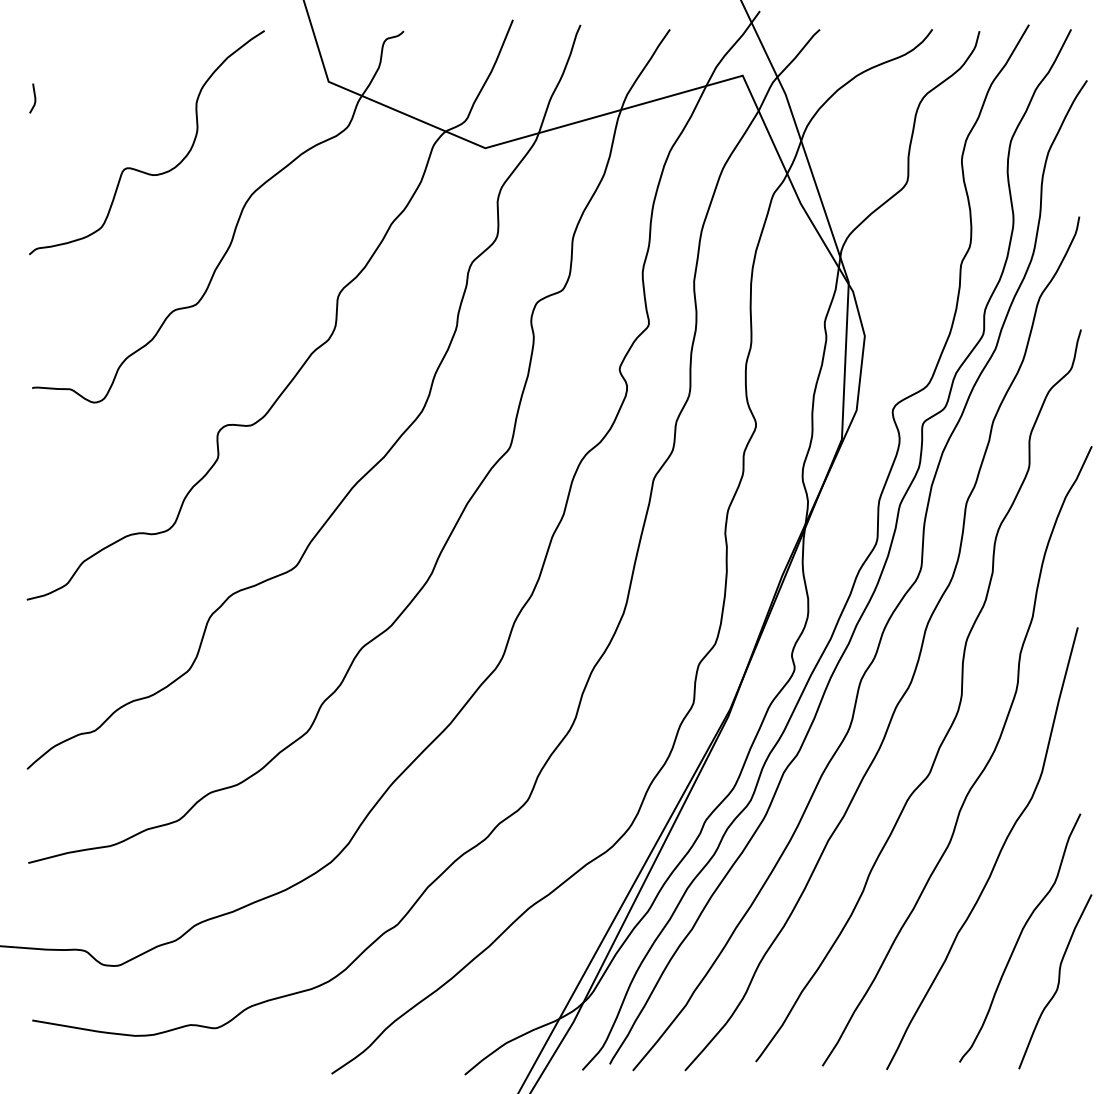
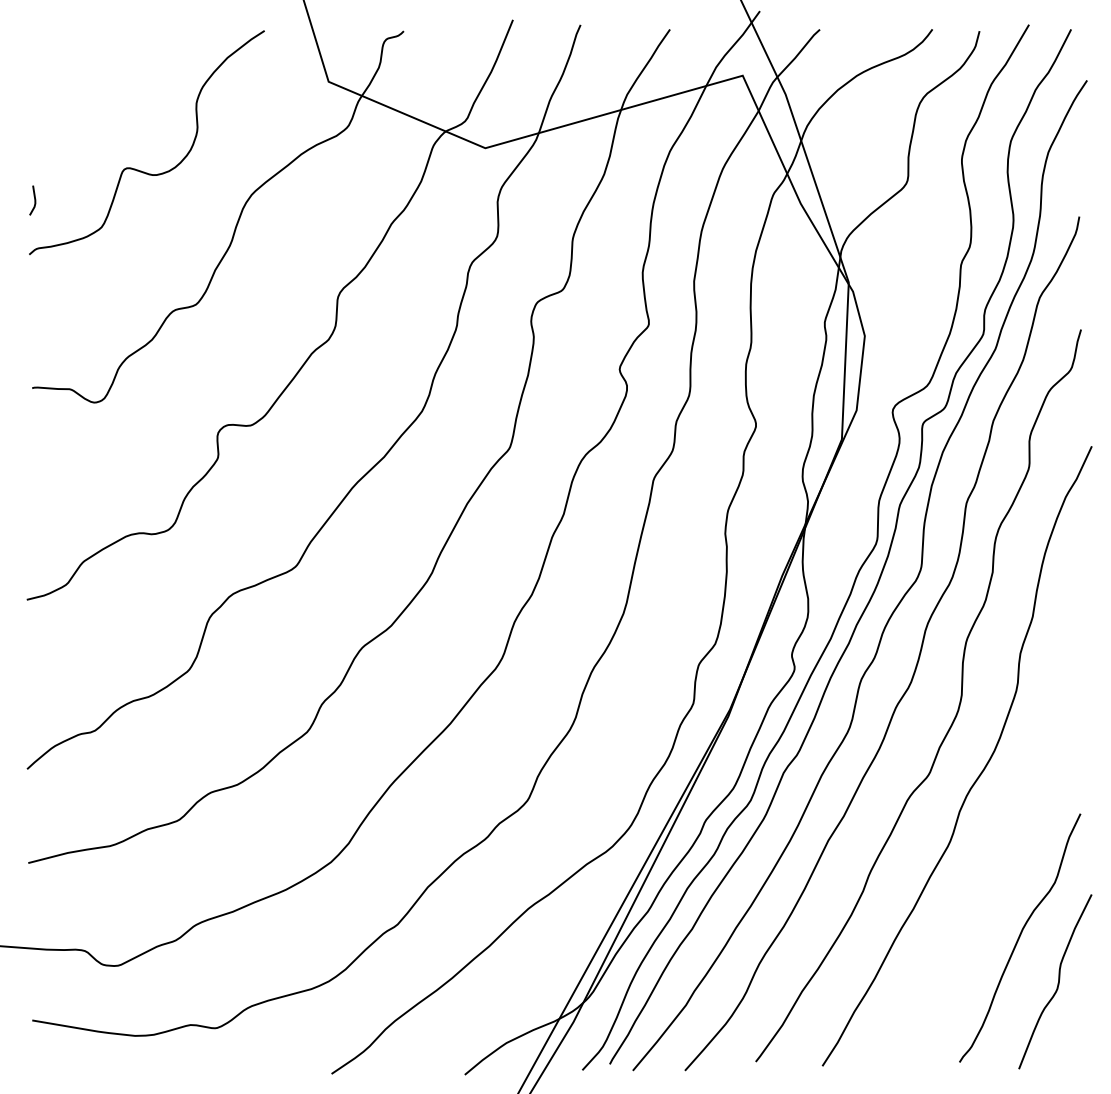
line position: (34, 98) -> (34, 200) (34, 200)
curve: present -> none (997, 855)
